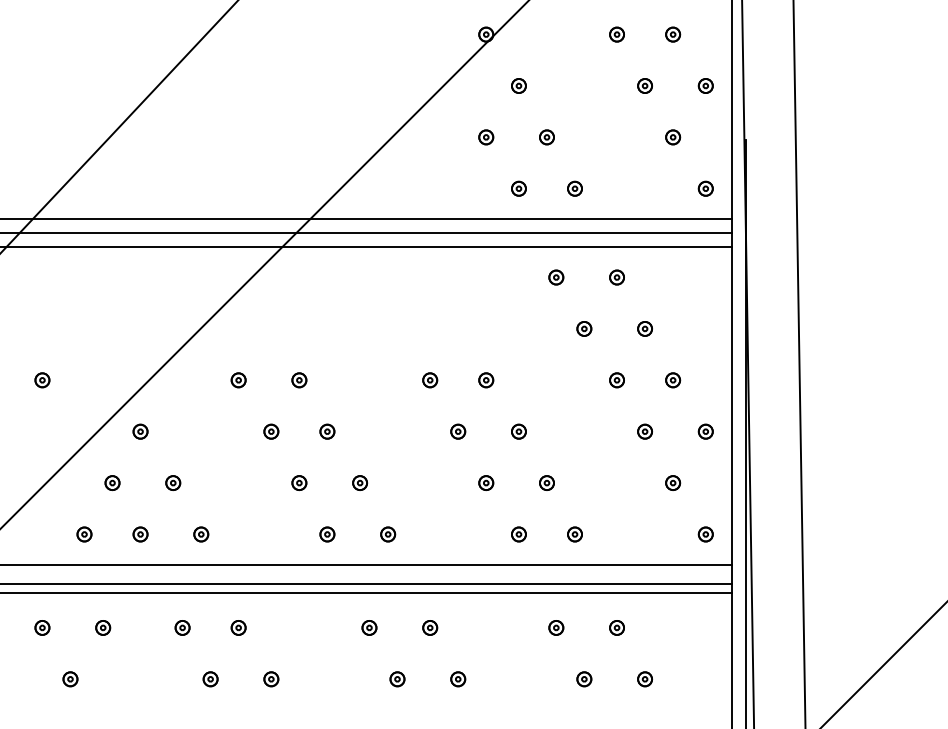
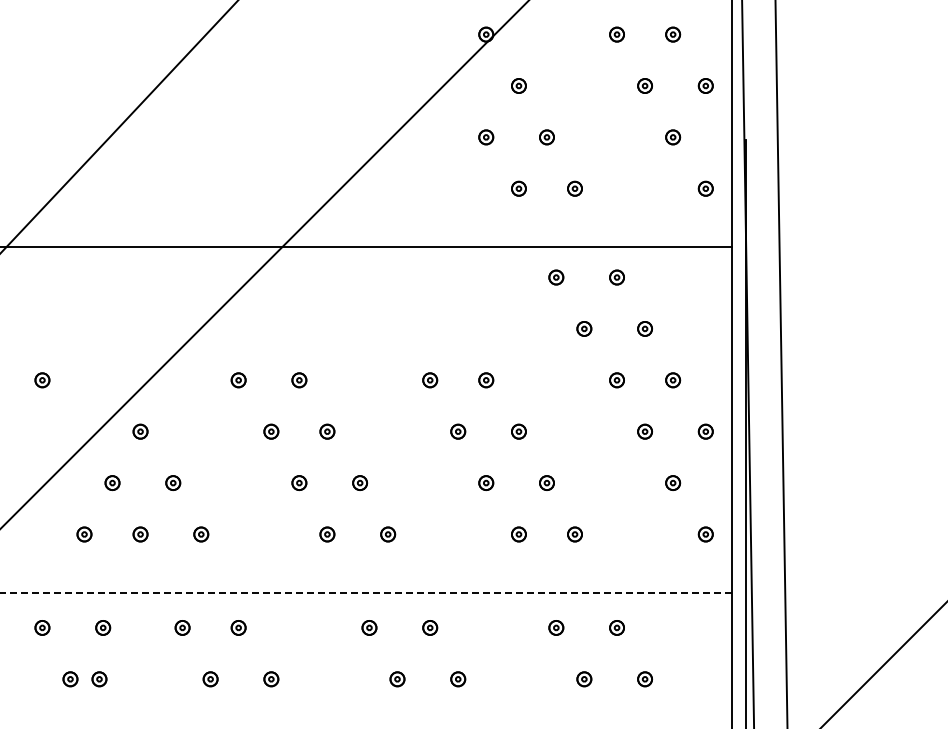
line: present -> none (366, 219)
line: present -> none (366, 233)
line position: (799, 363) -> (781, 363) (781, 363)
line: present -> none (366, 564)
line: present -> none (366, 583)
line: solid -> dashed (365, 592)
part: none -> present (99, 679)
